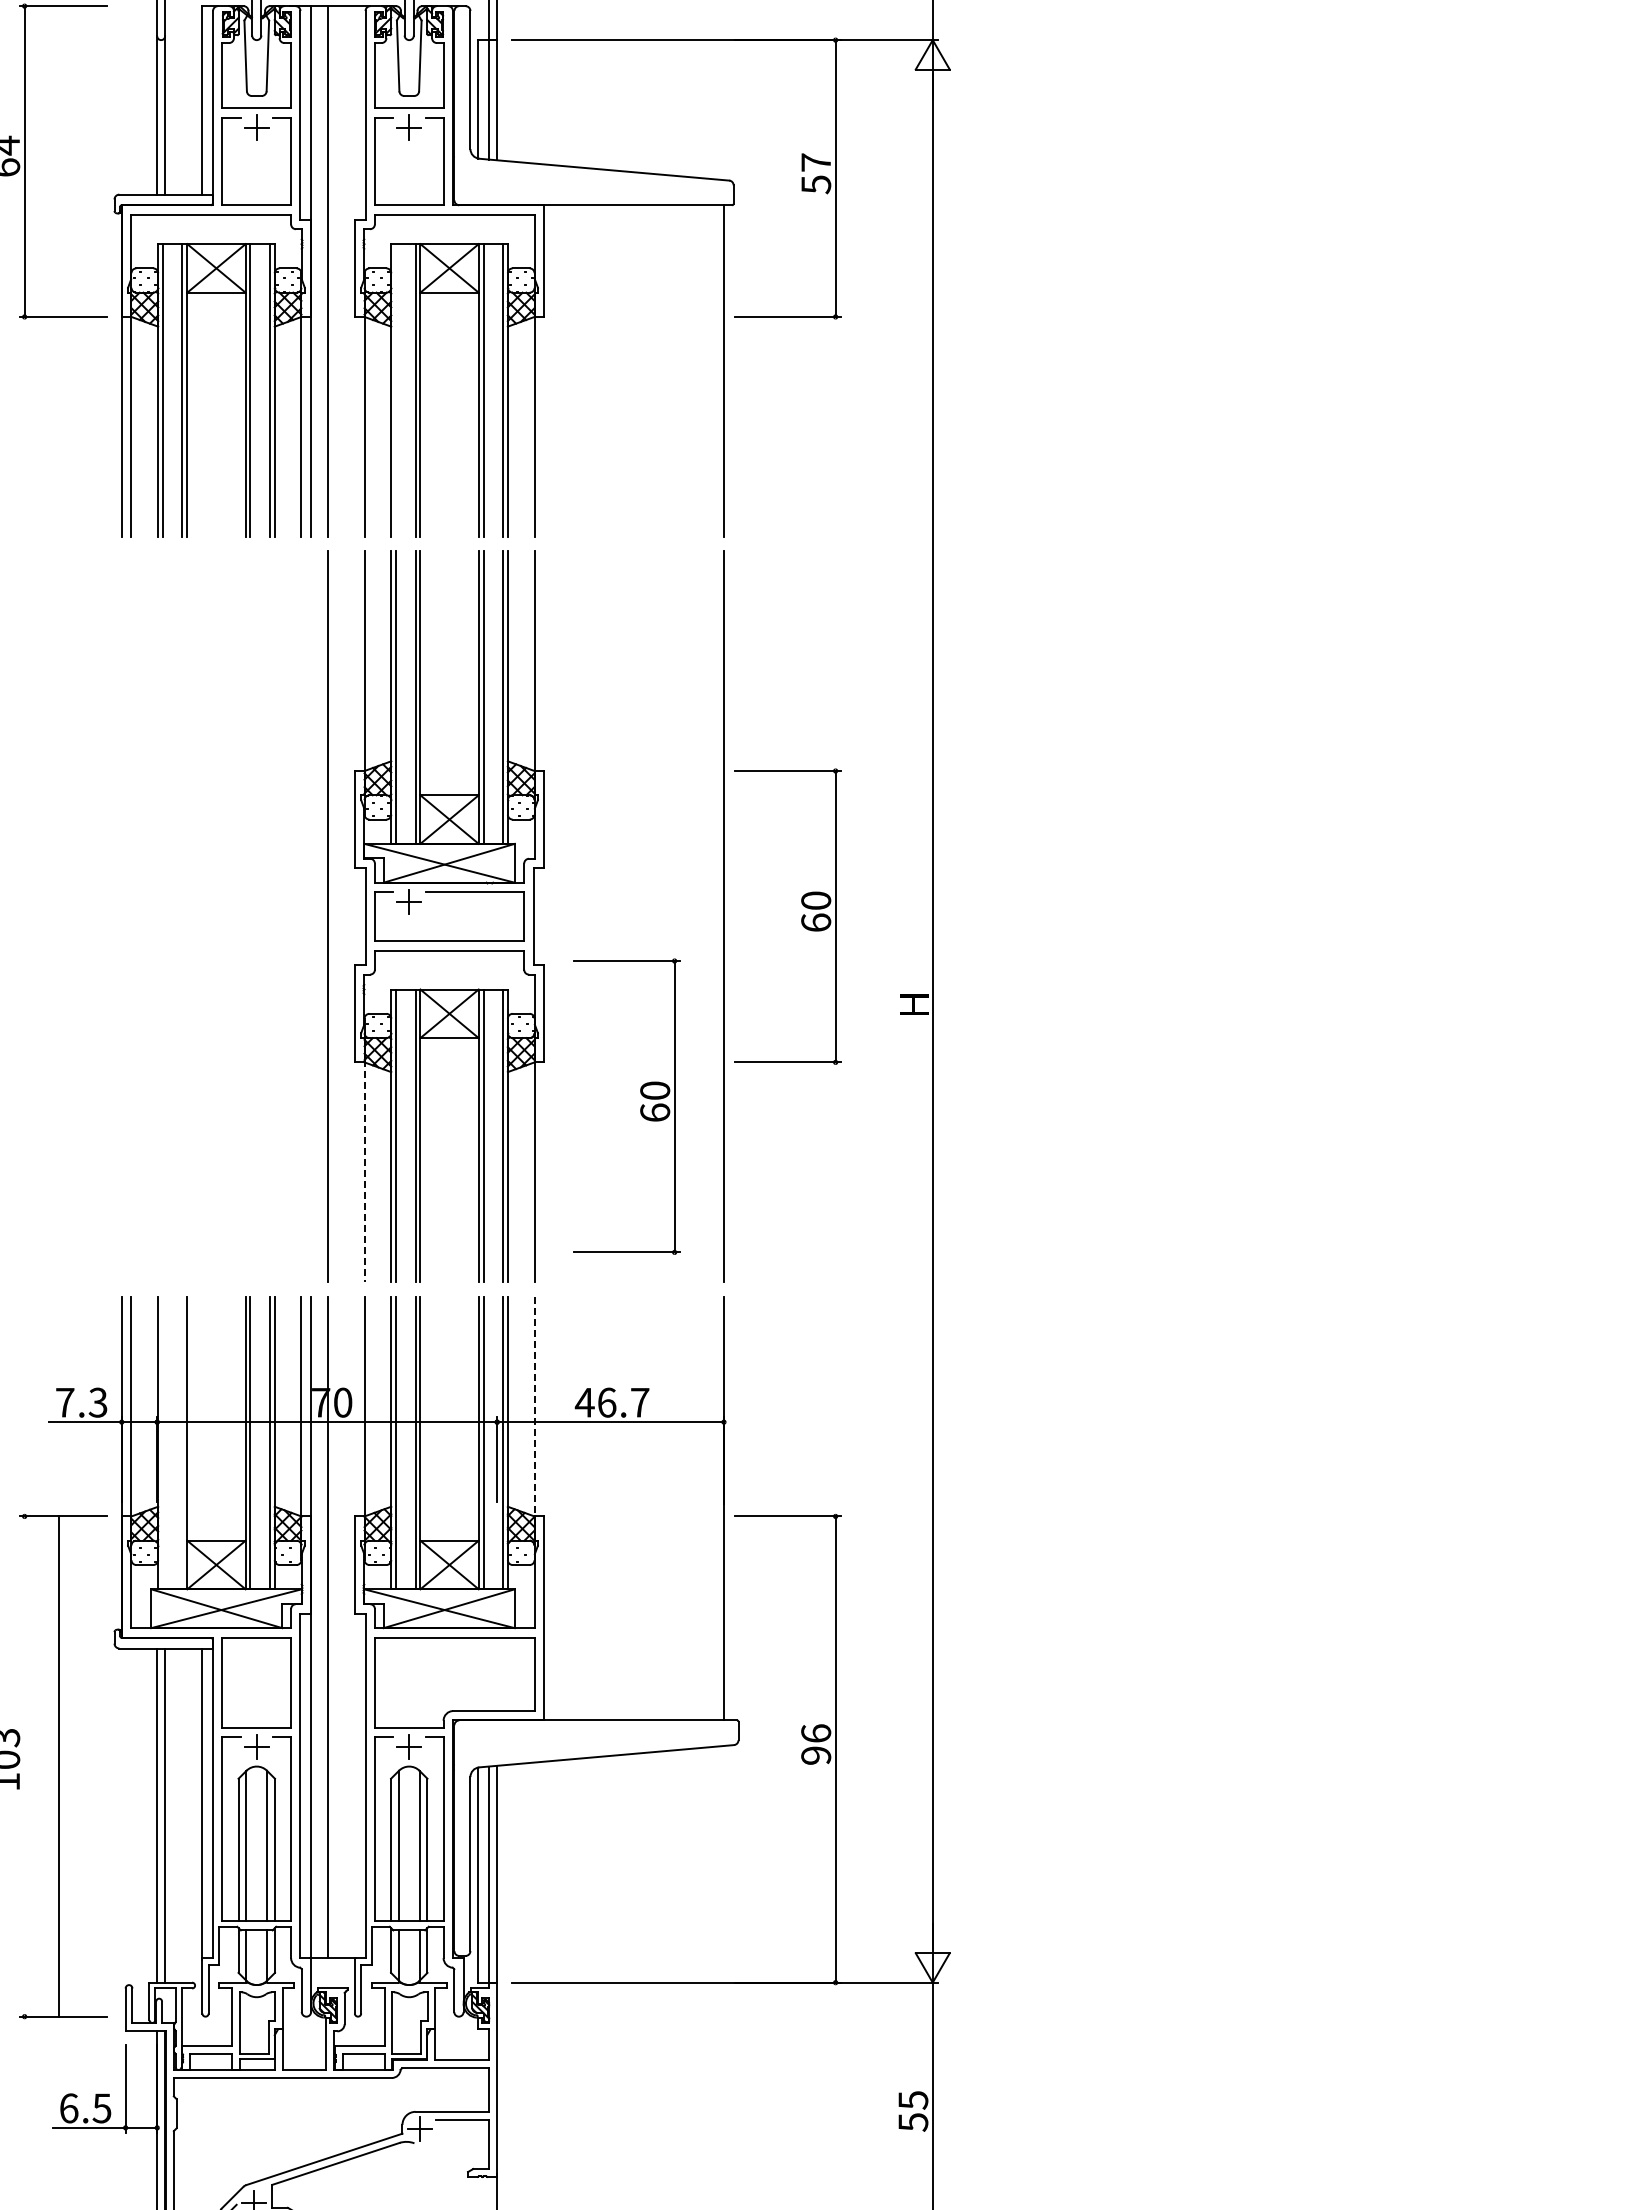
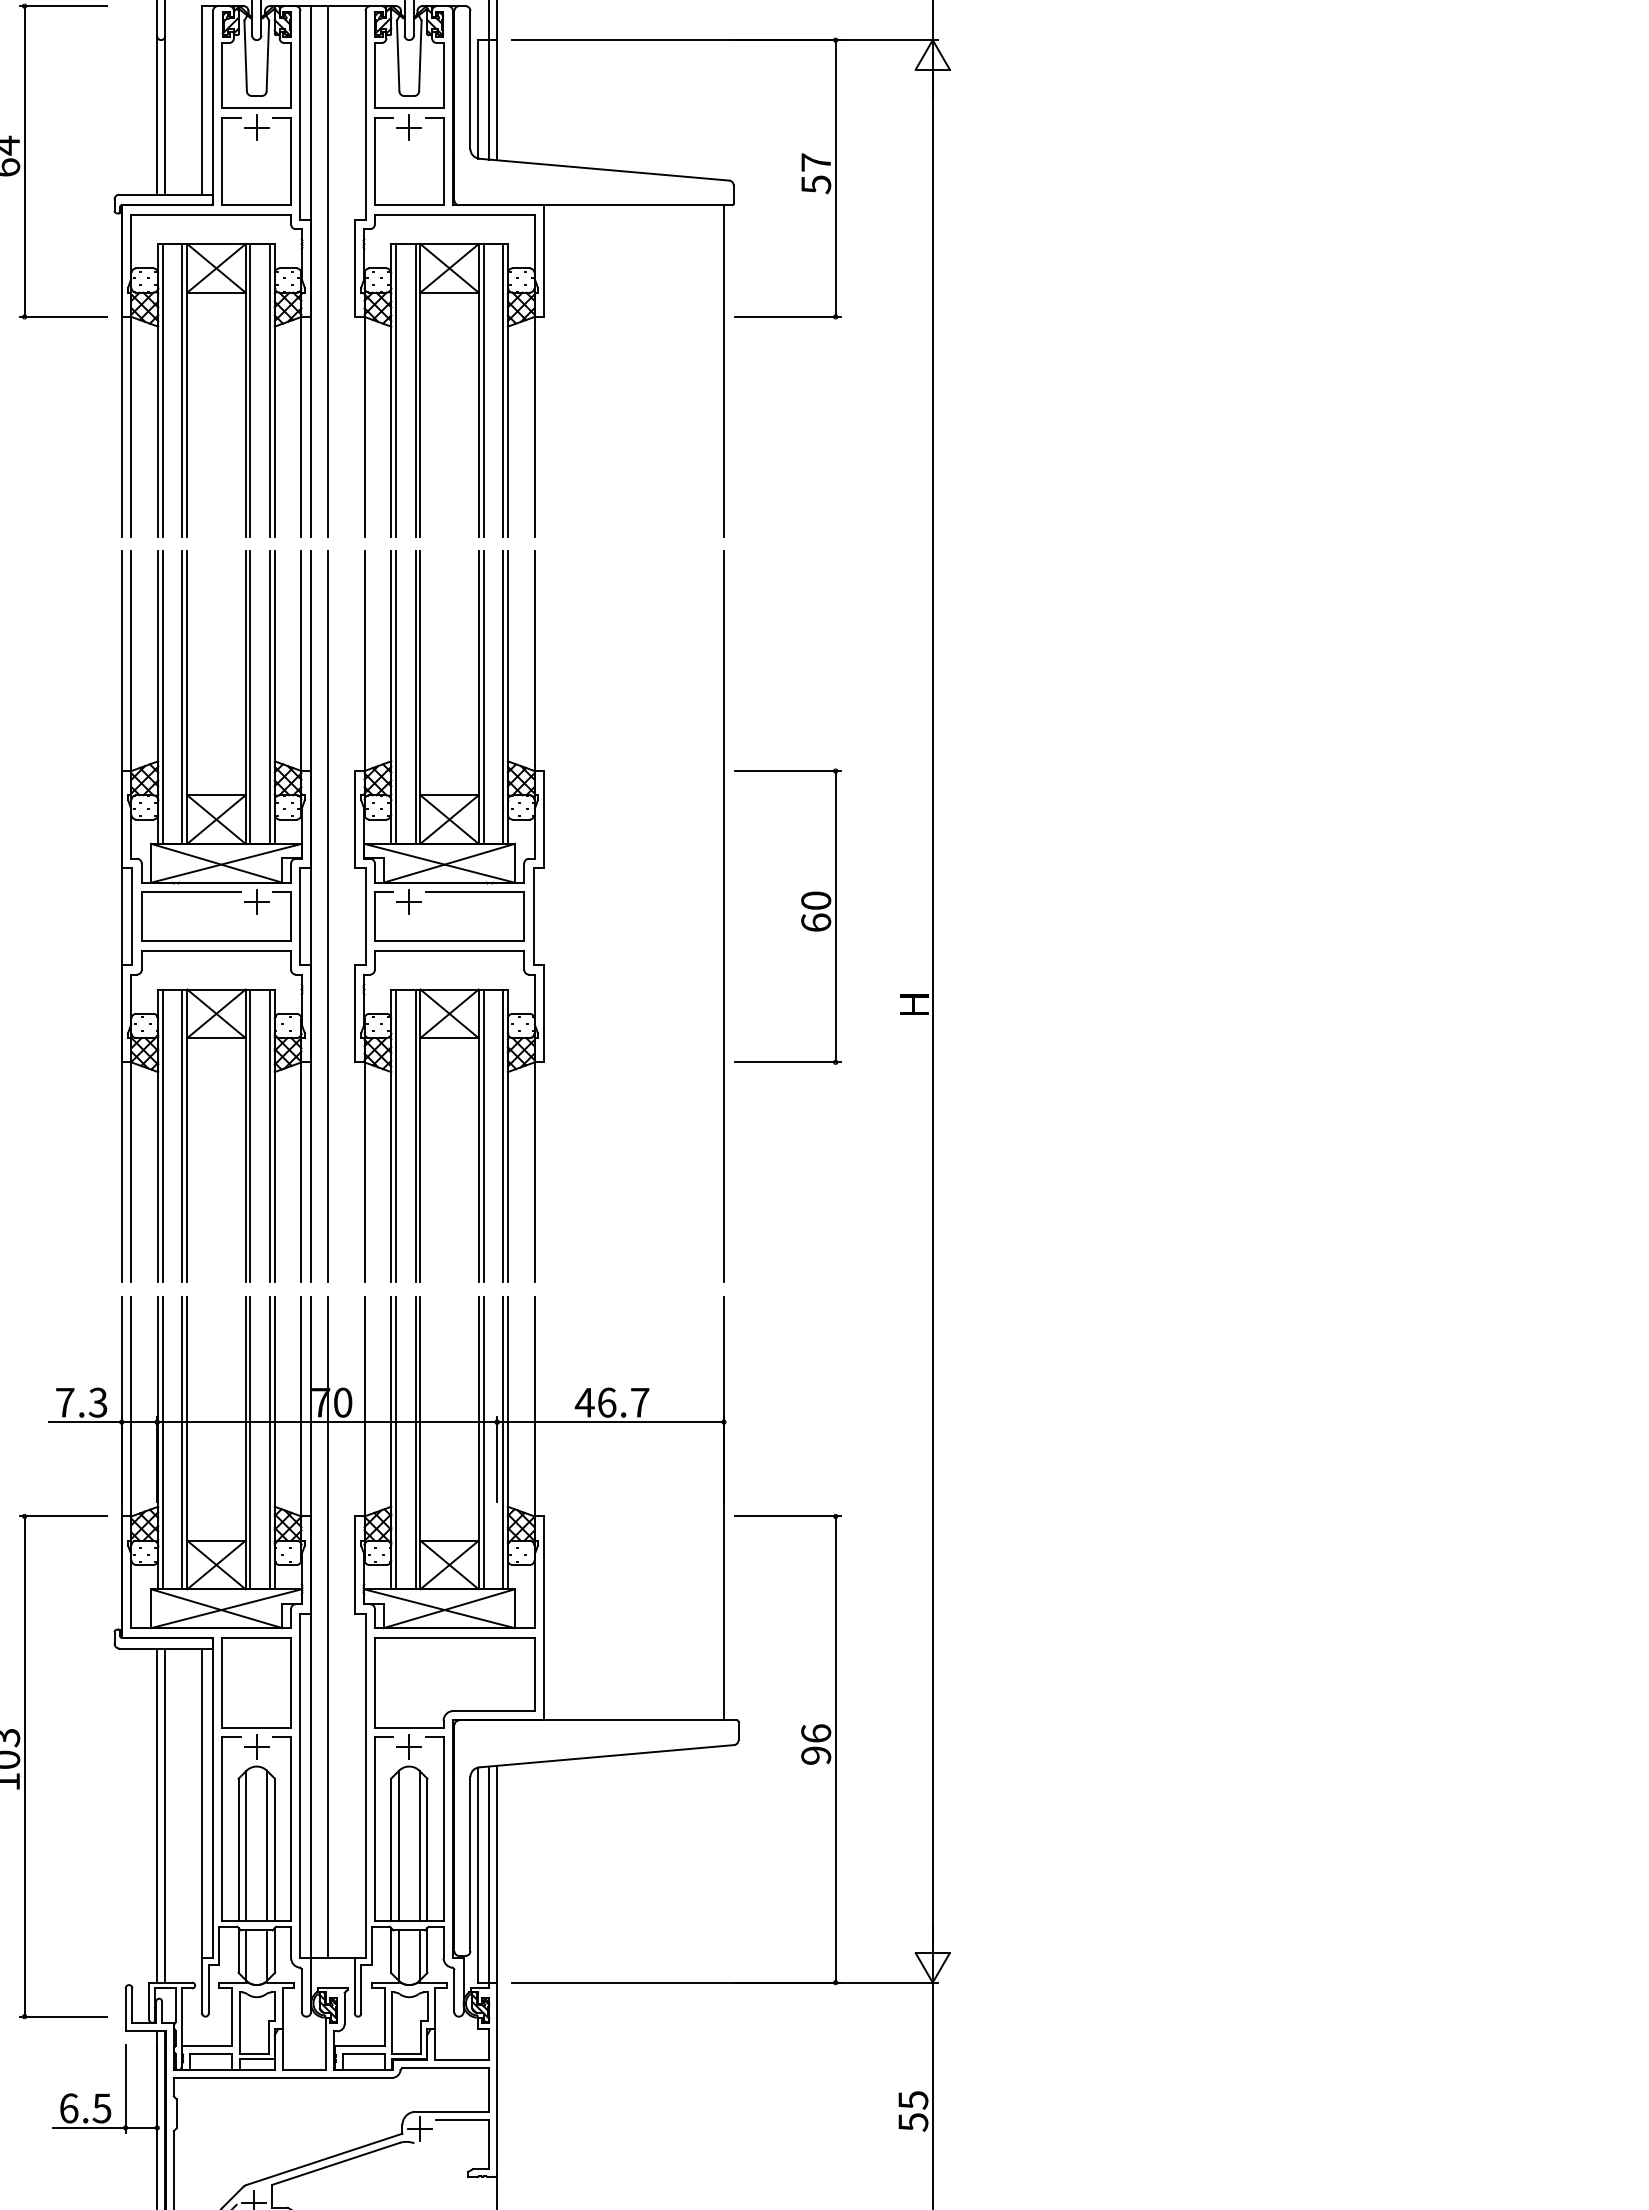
line: none -> present (396, 390)
part: none -> present (216, 916)
part: present -> none (640, 1107)
line: dashed -> solid (364, 1171)
line: dashed -> solid (534, 1408)
line: none -> present (163, 1442)
line: none -> present (182, 1442)
line position: (58, 1766) -> (24, 1766) (24, 1766)
